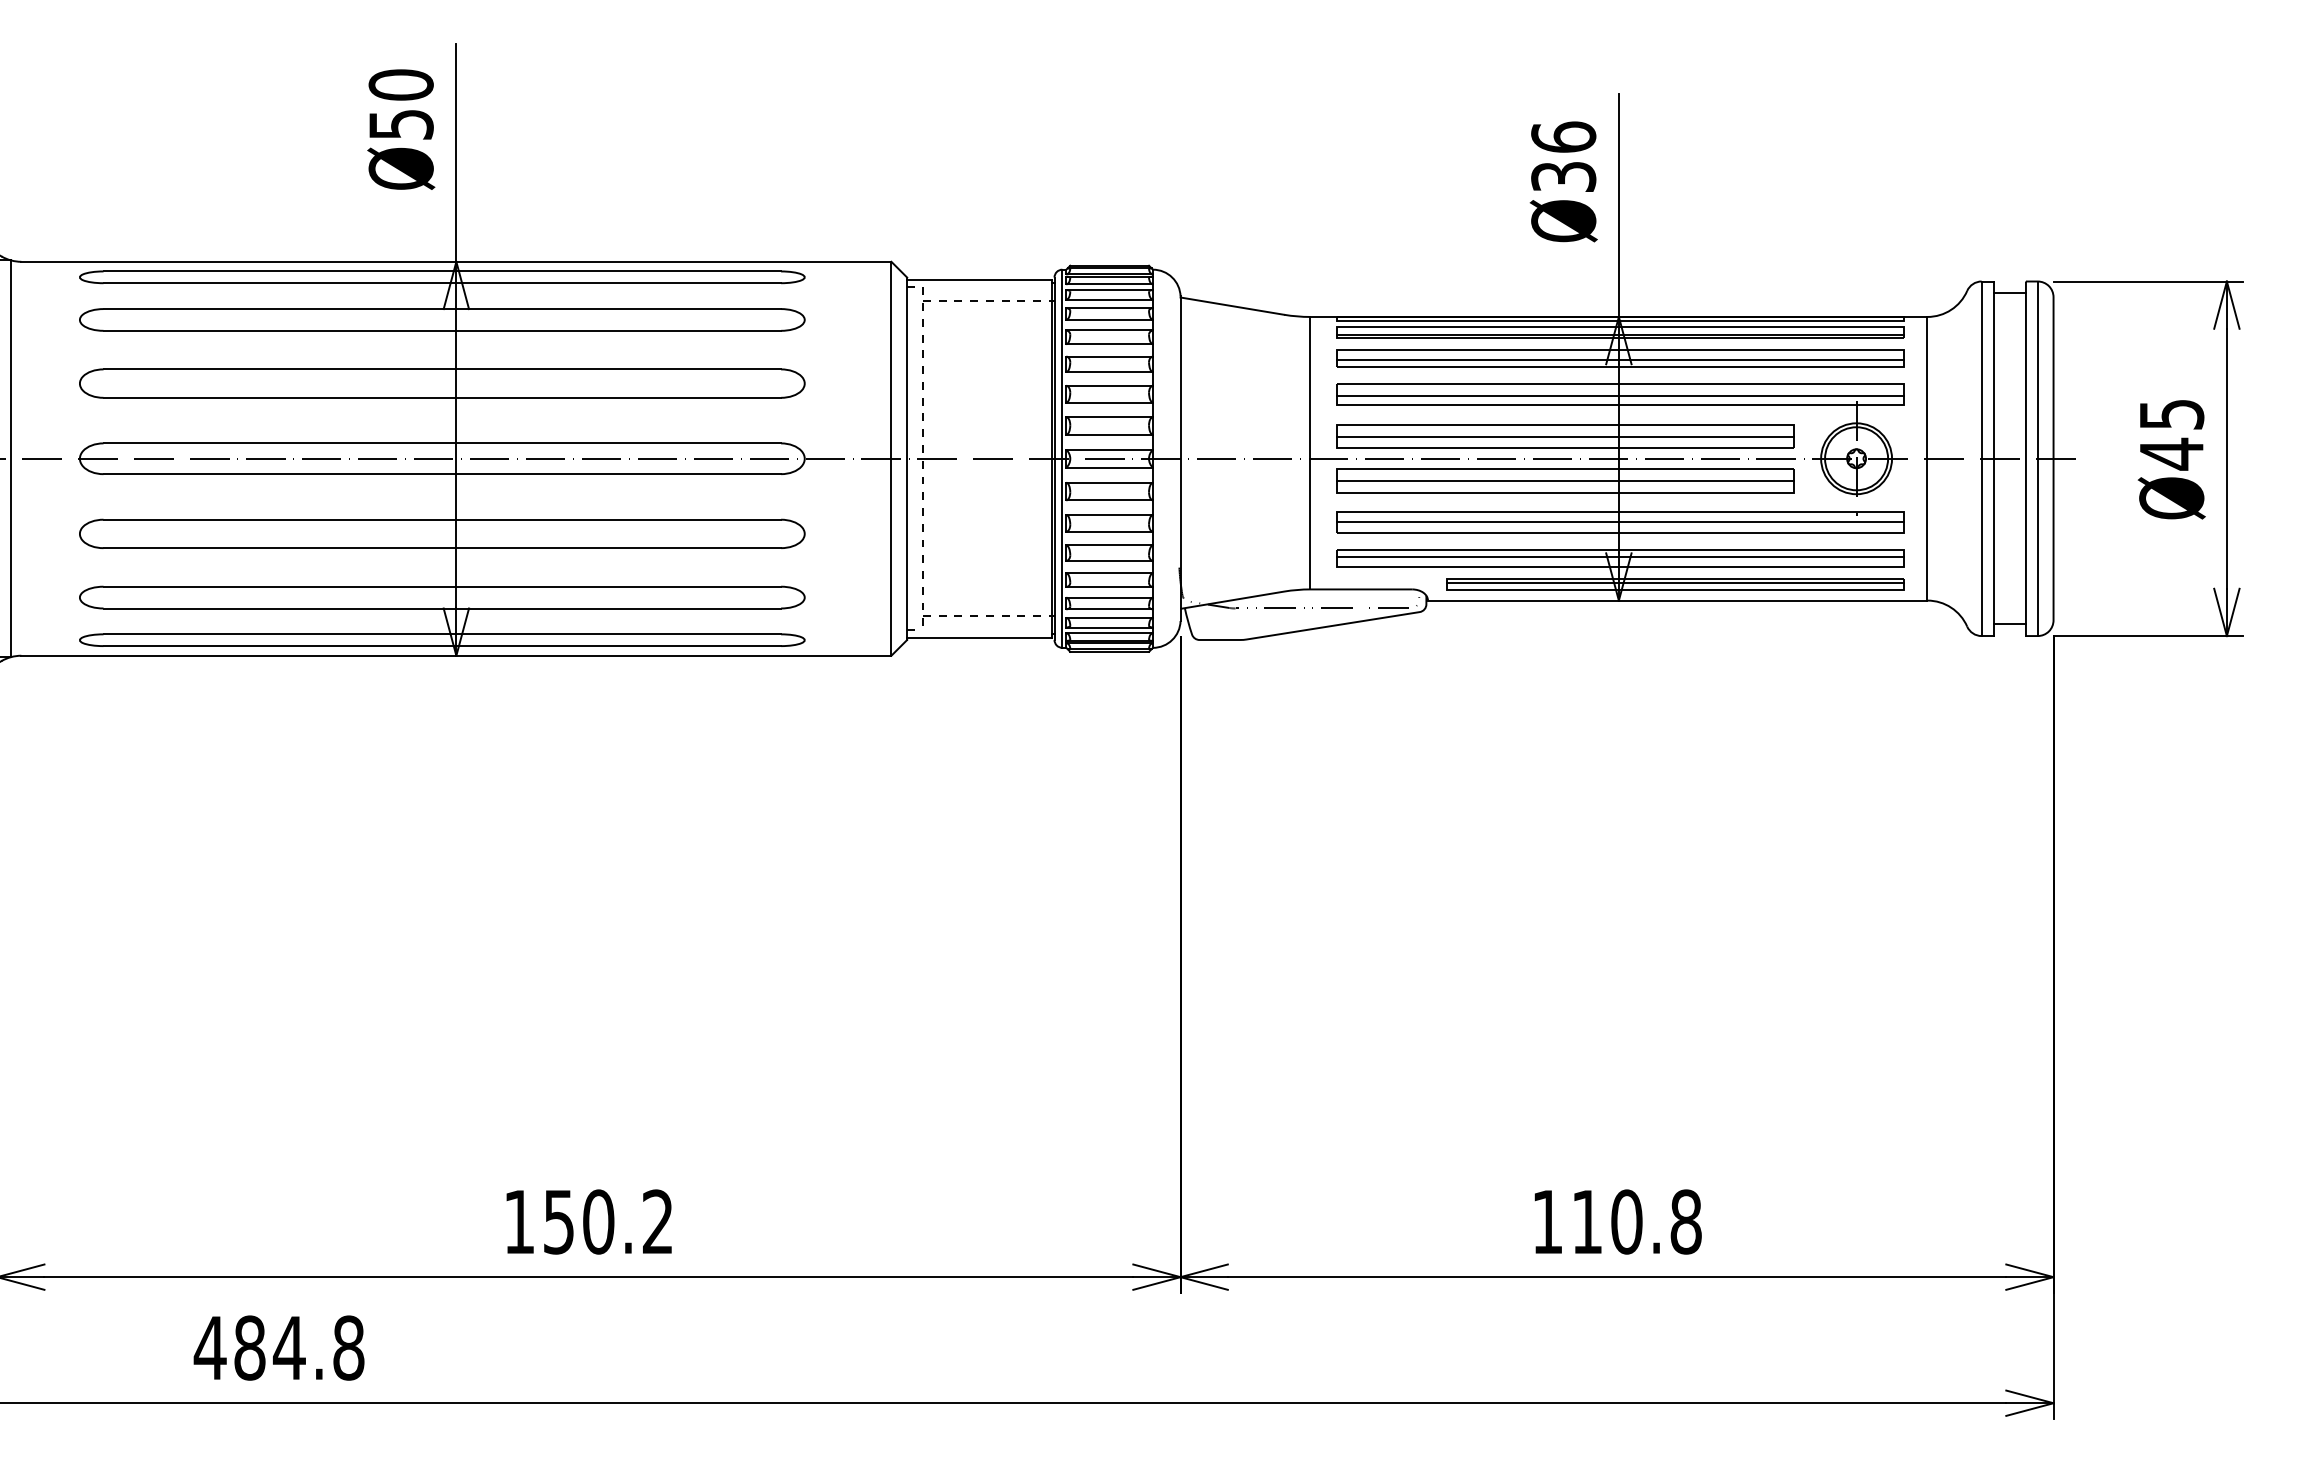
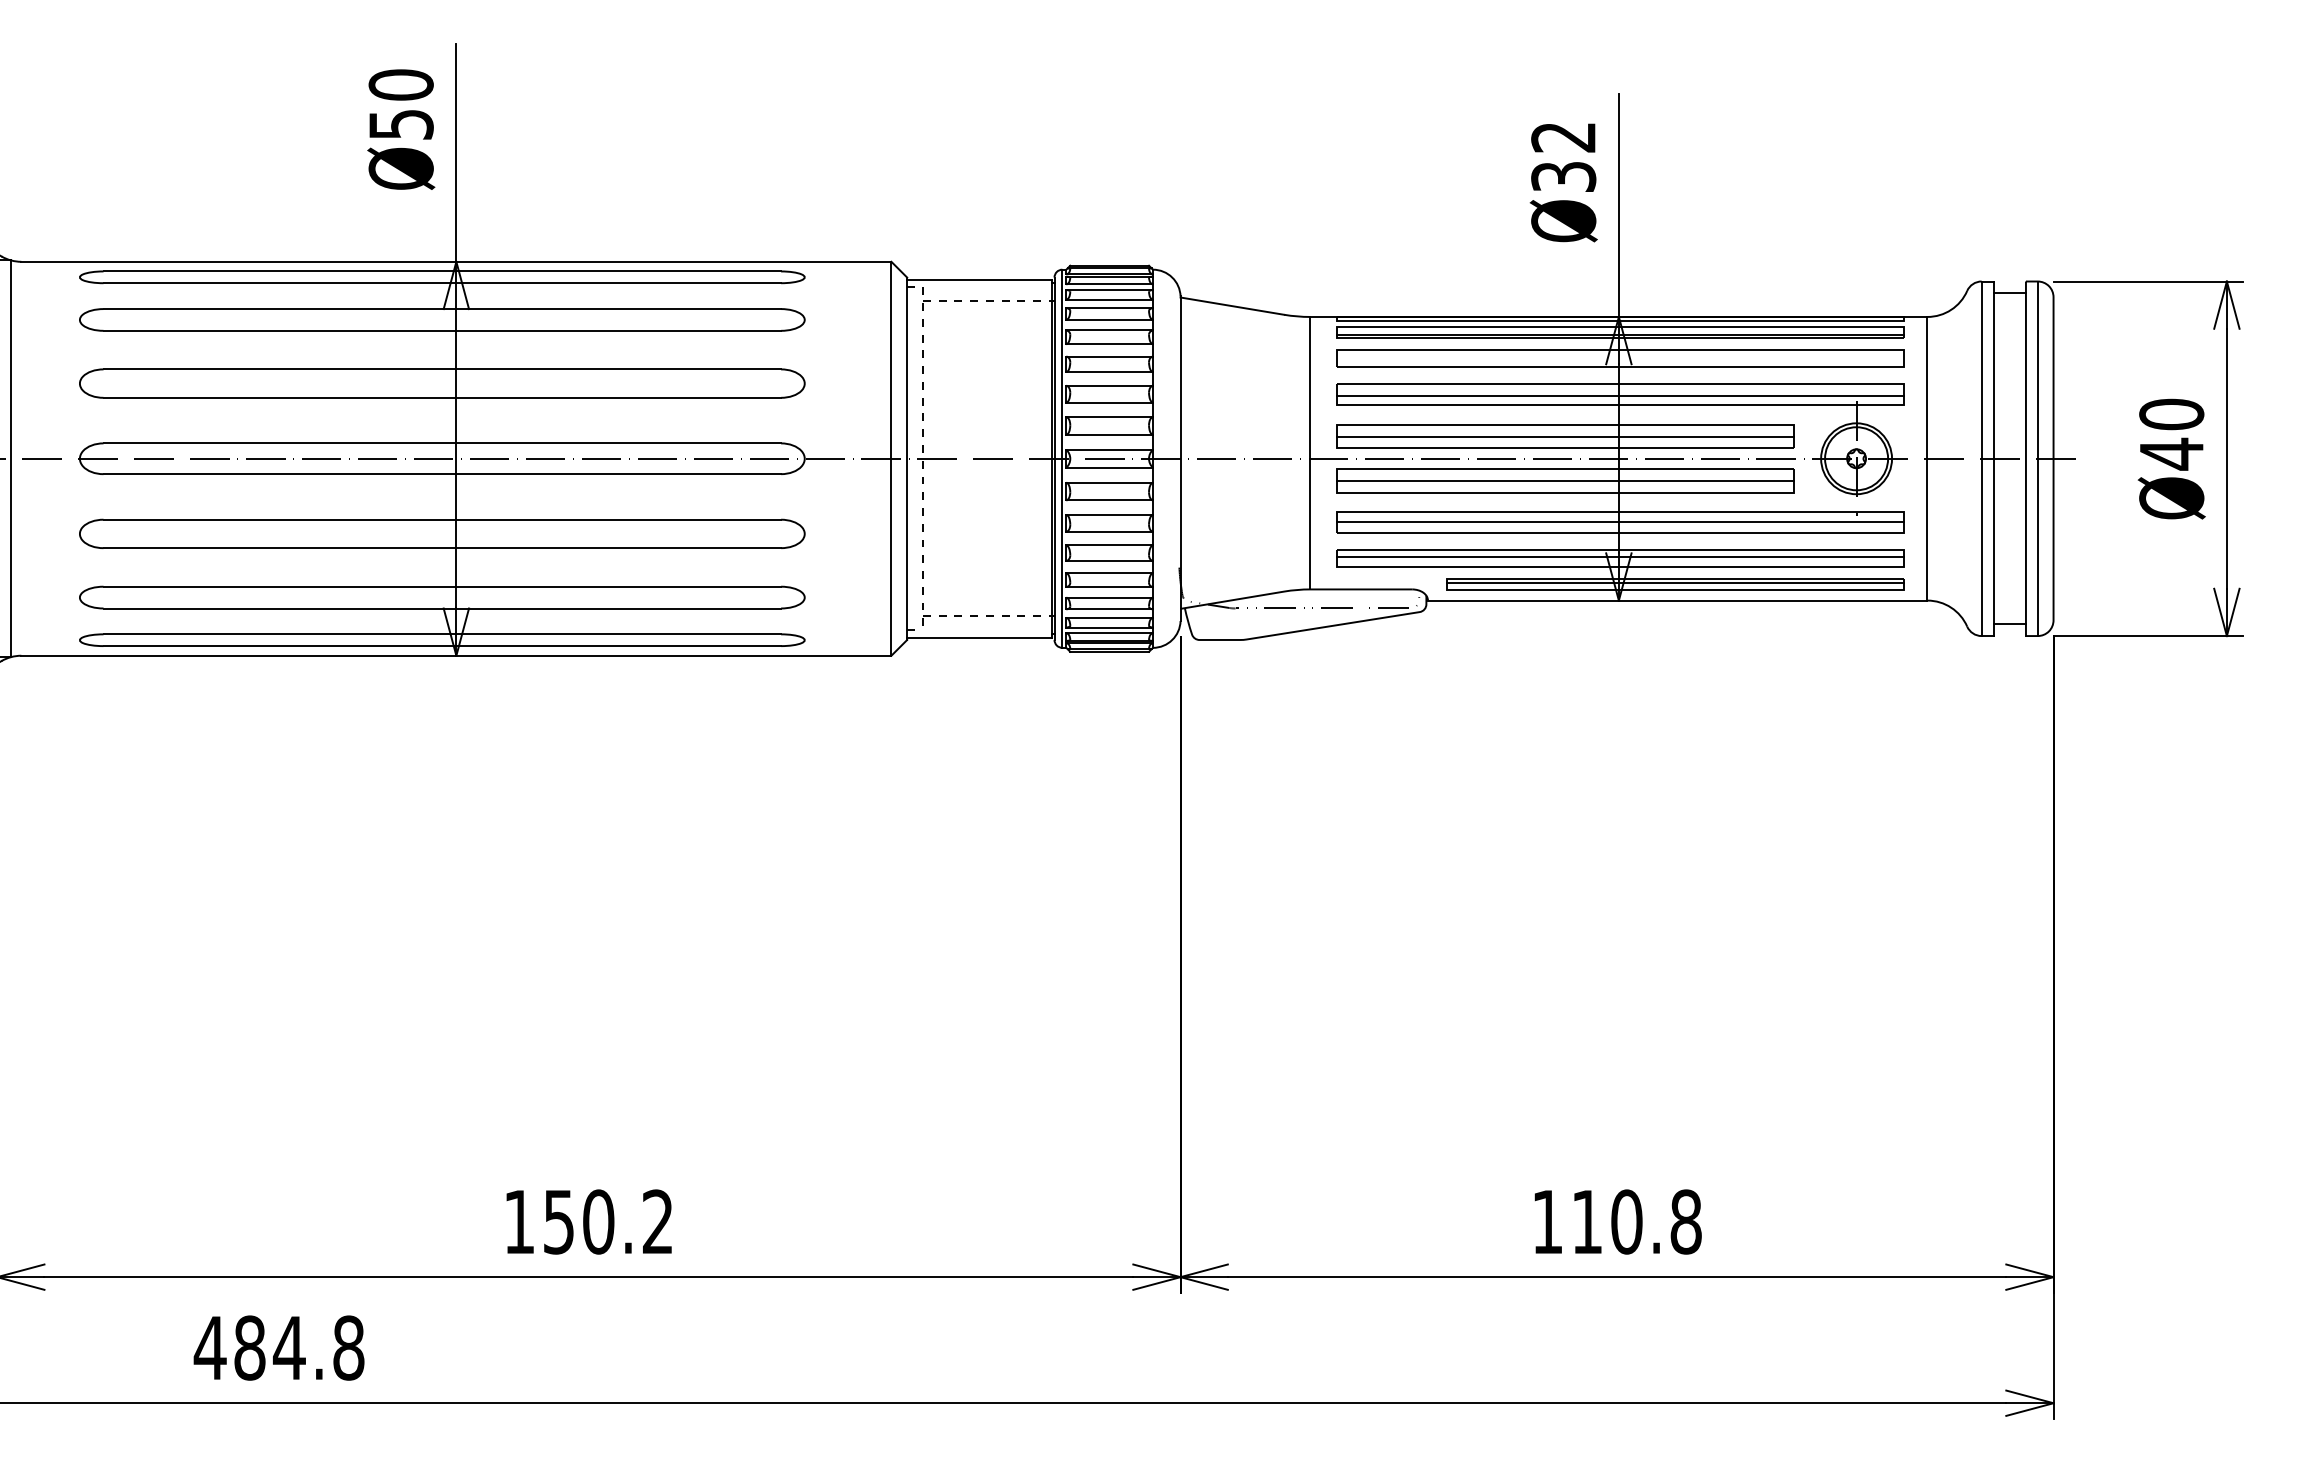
text: Ø36 -> Ø32 (1563, 136)
line: present -> none (1619, 360)
text: Ø45 -> Ø40 (2171, 414)
